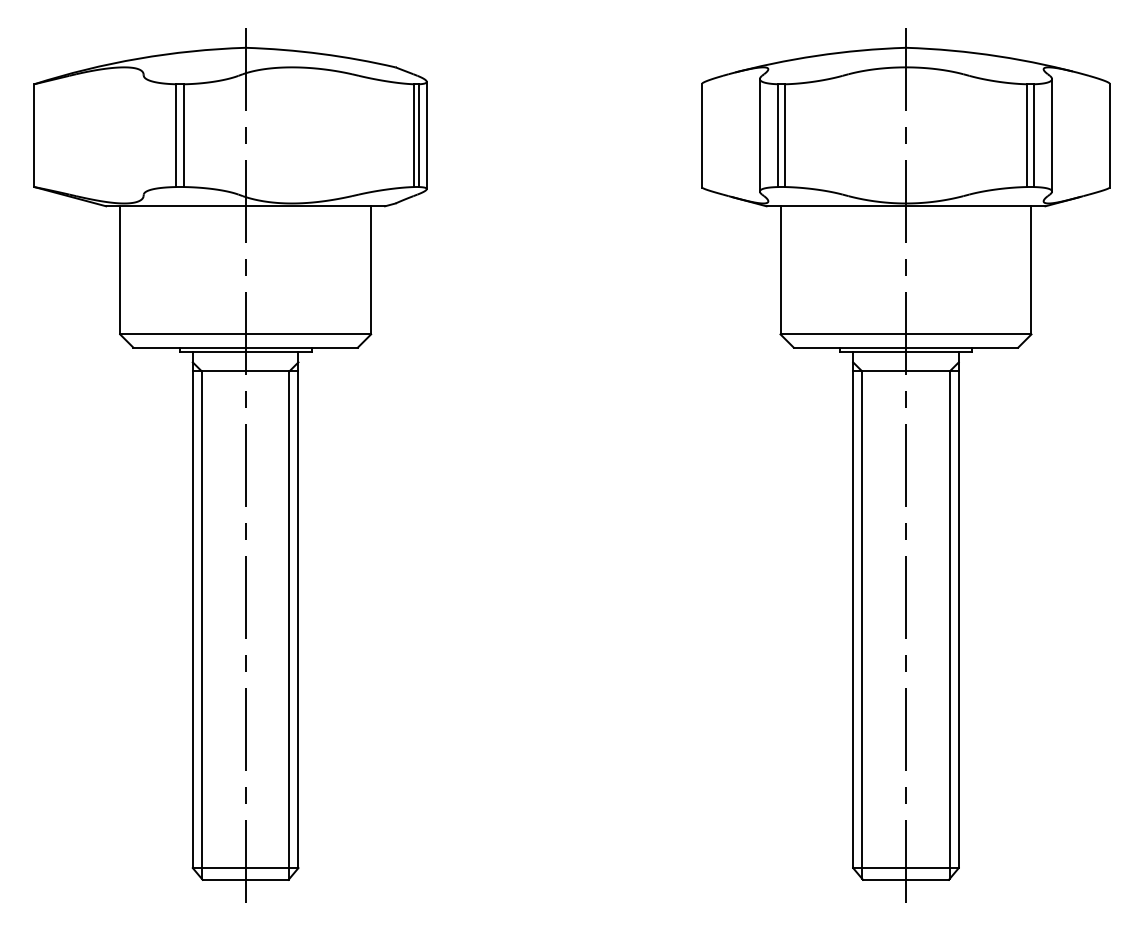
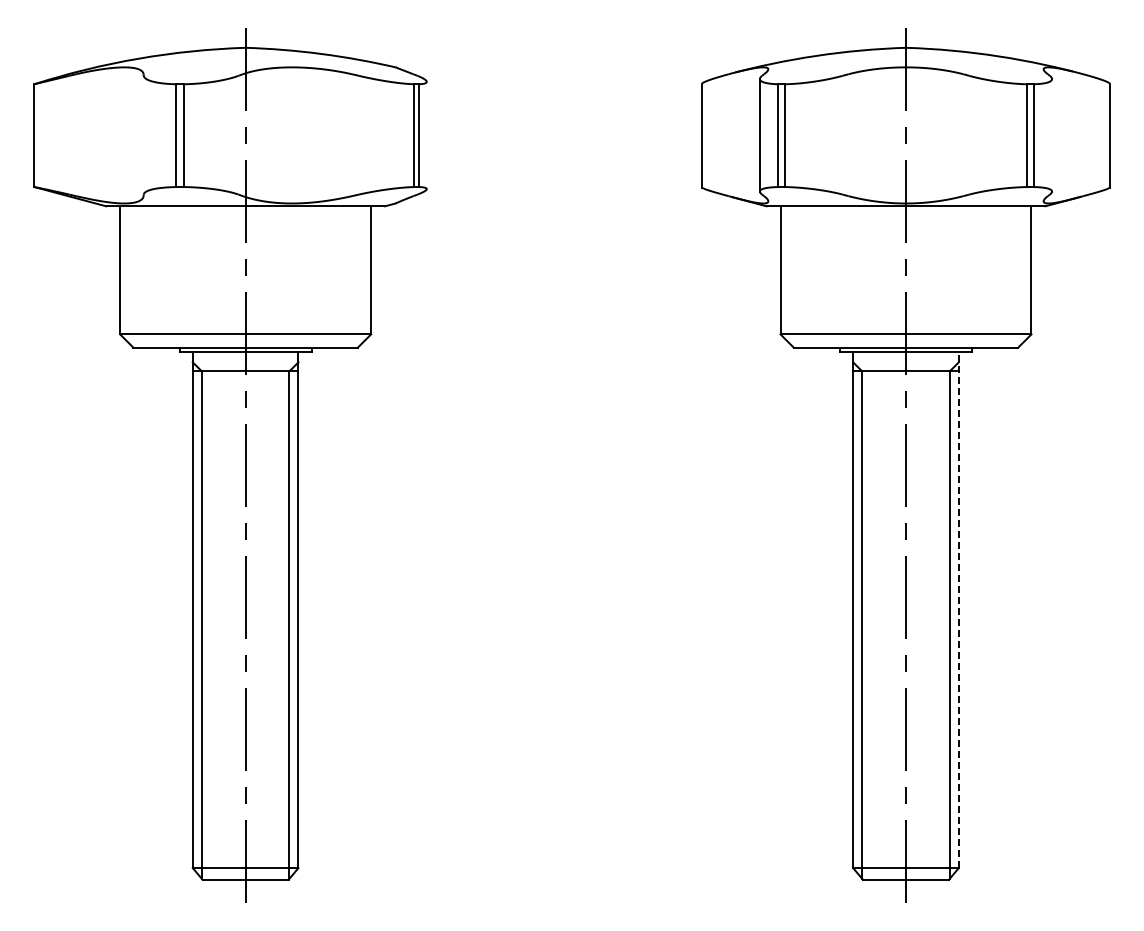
line: present -> none (426, 135)
line: present -> none (1052, 135)
line: solid -> dashed (958, 609)
